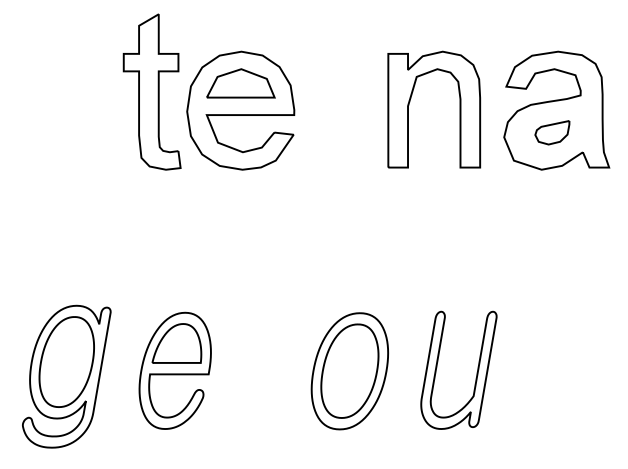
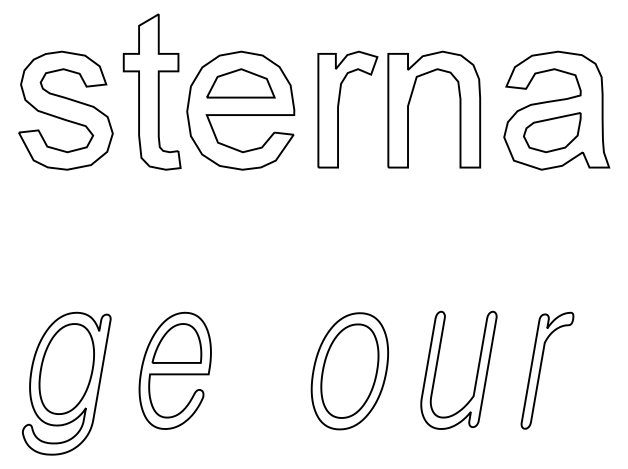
part: none -> present (339, 105)
part: none -> present (65, 110)
part size: 37x26 px -> 59x42 px (552, 132)
part: none -> present (541, 369)
part position: (66, 376) -> (66, 383) (66, 383)
